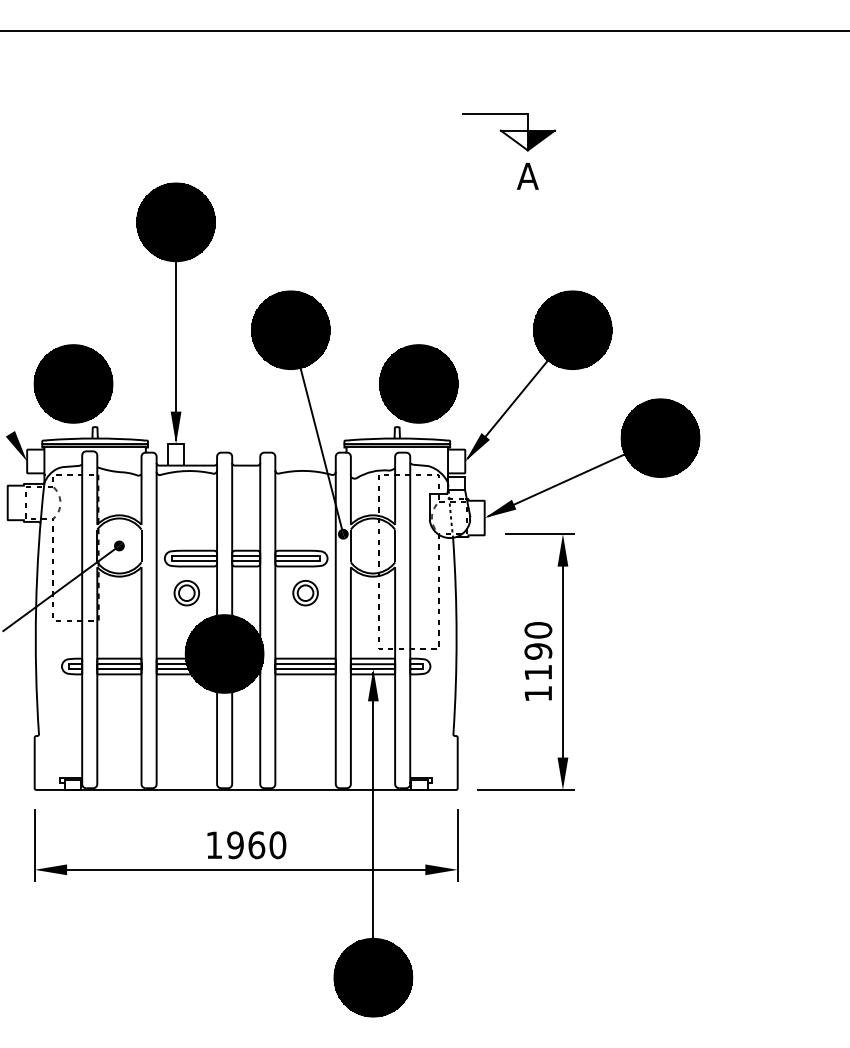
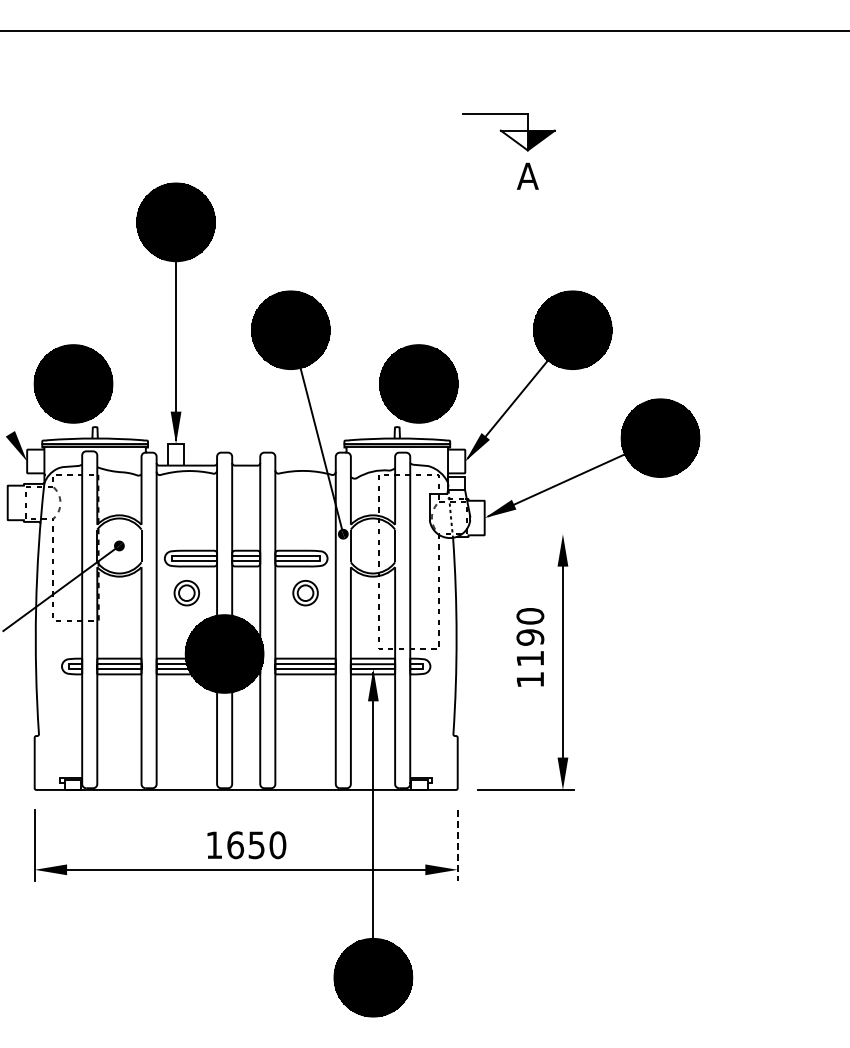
line: present -> none (539, 534)
text position: (538, 661) -> (530, 647) (530, 647)
text: 1960 -> 1650 (246, 845)
line: solid -> dashed (457, 845)
